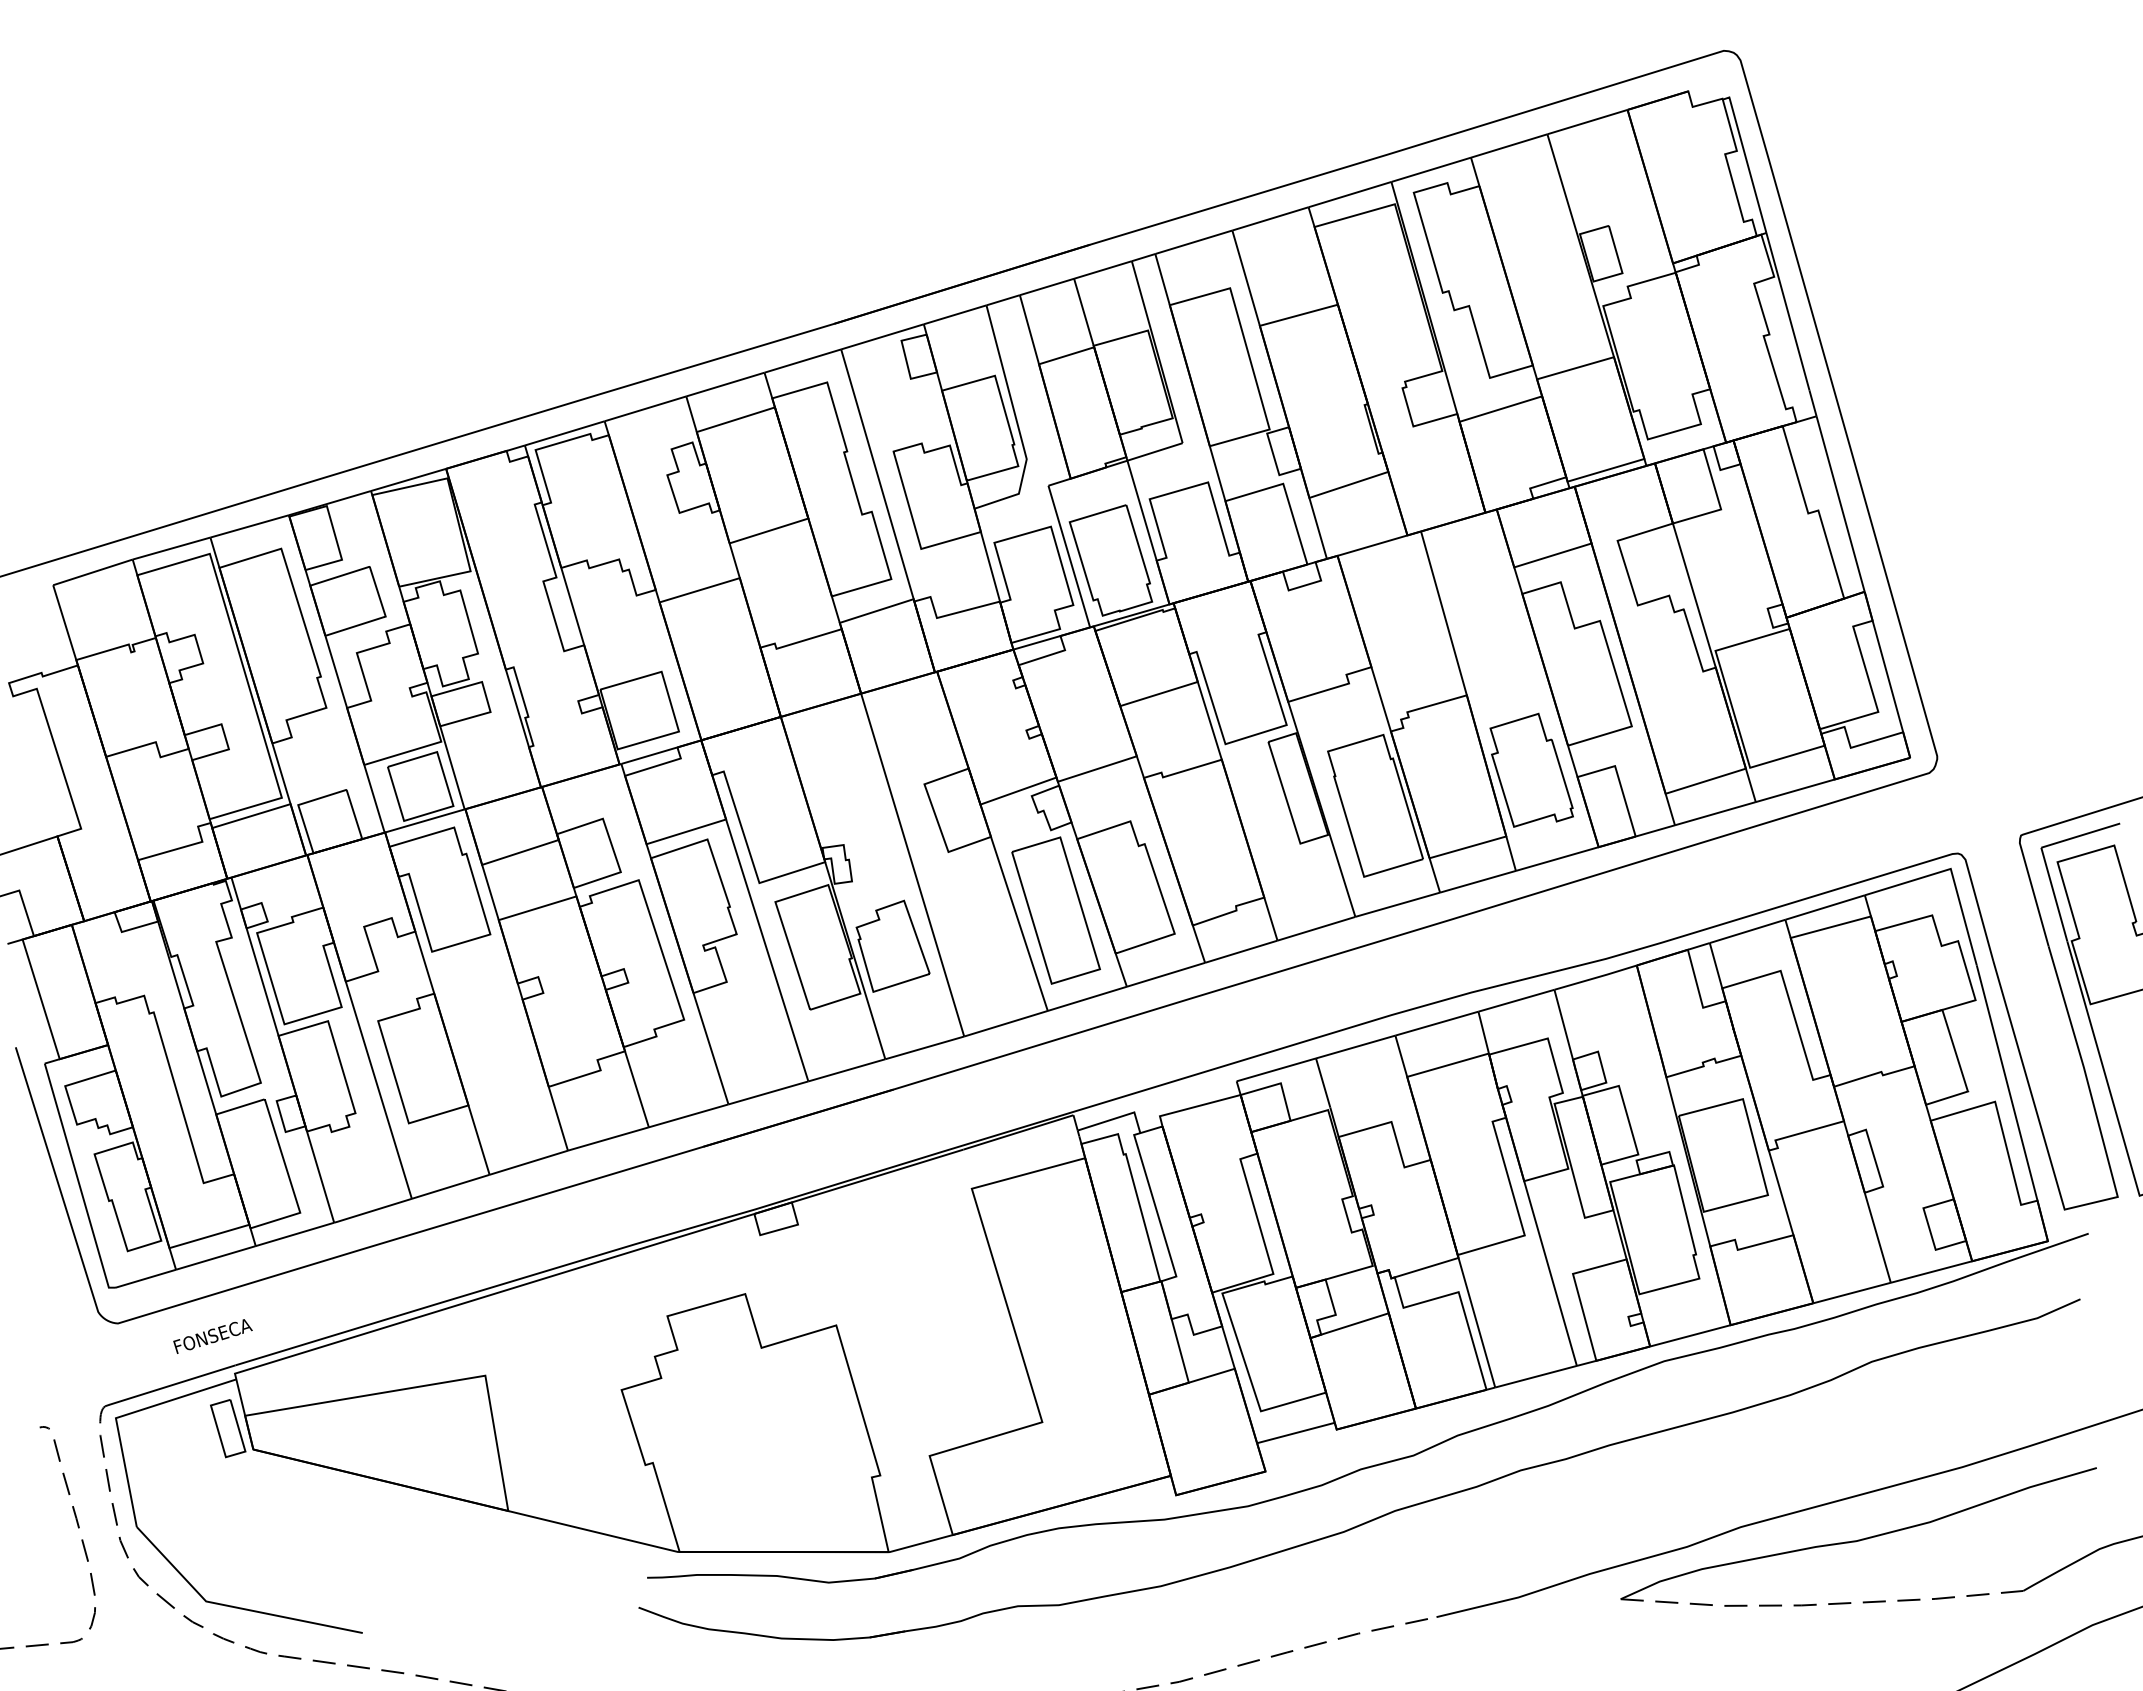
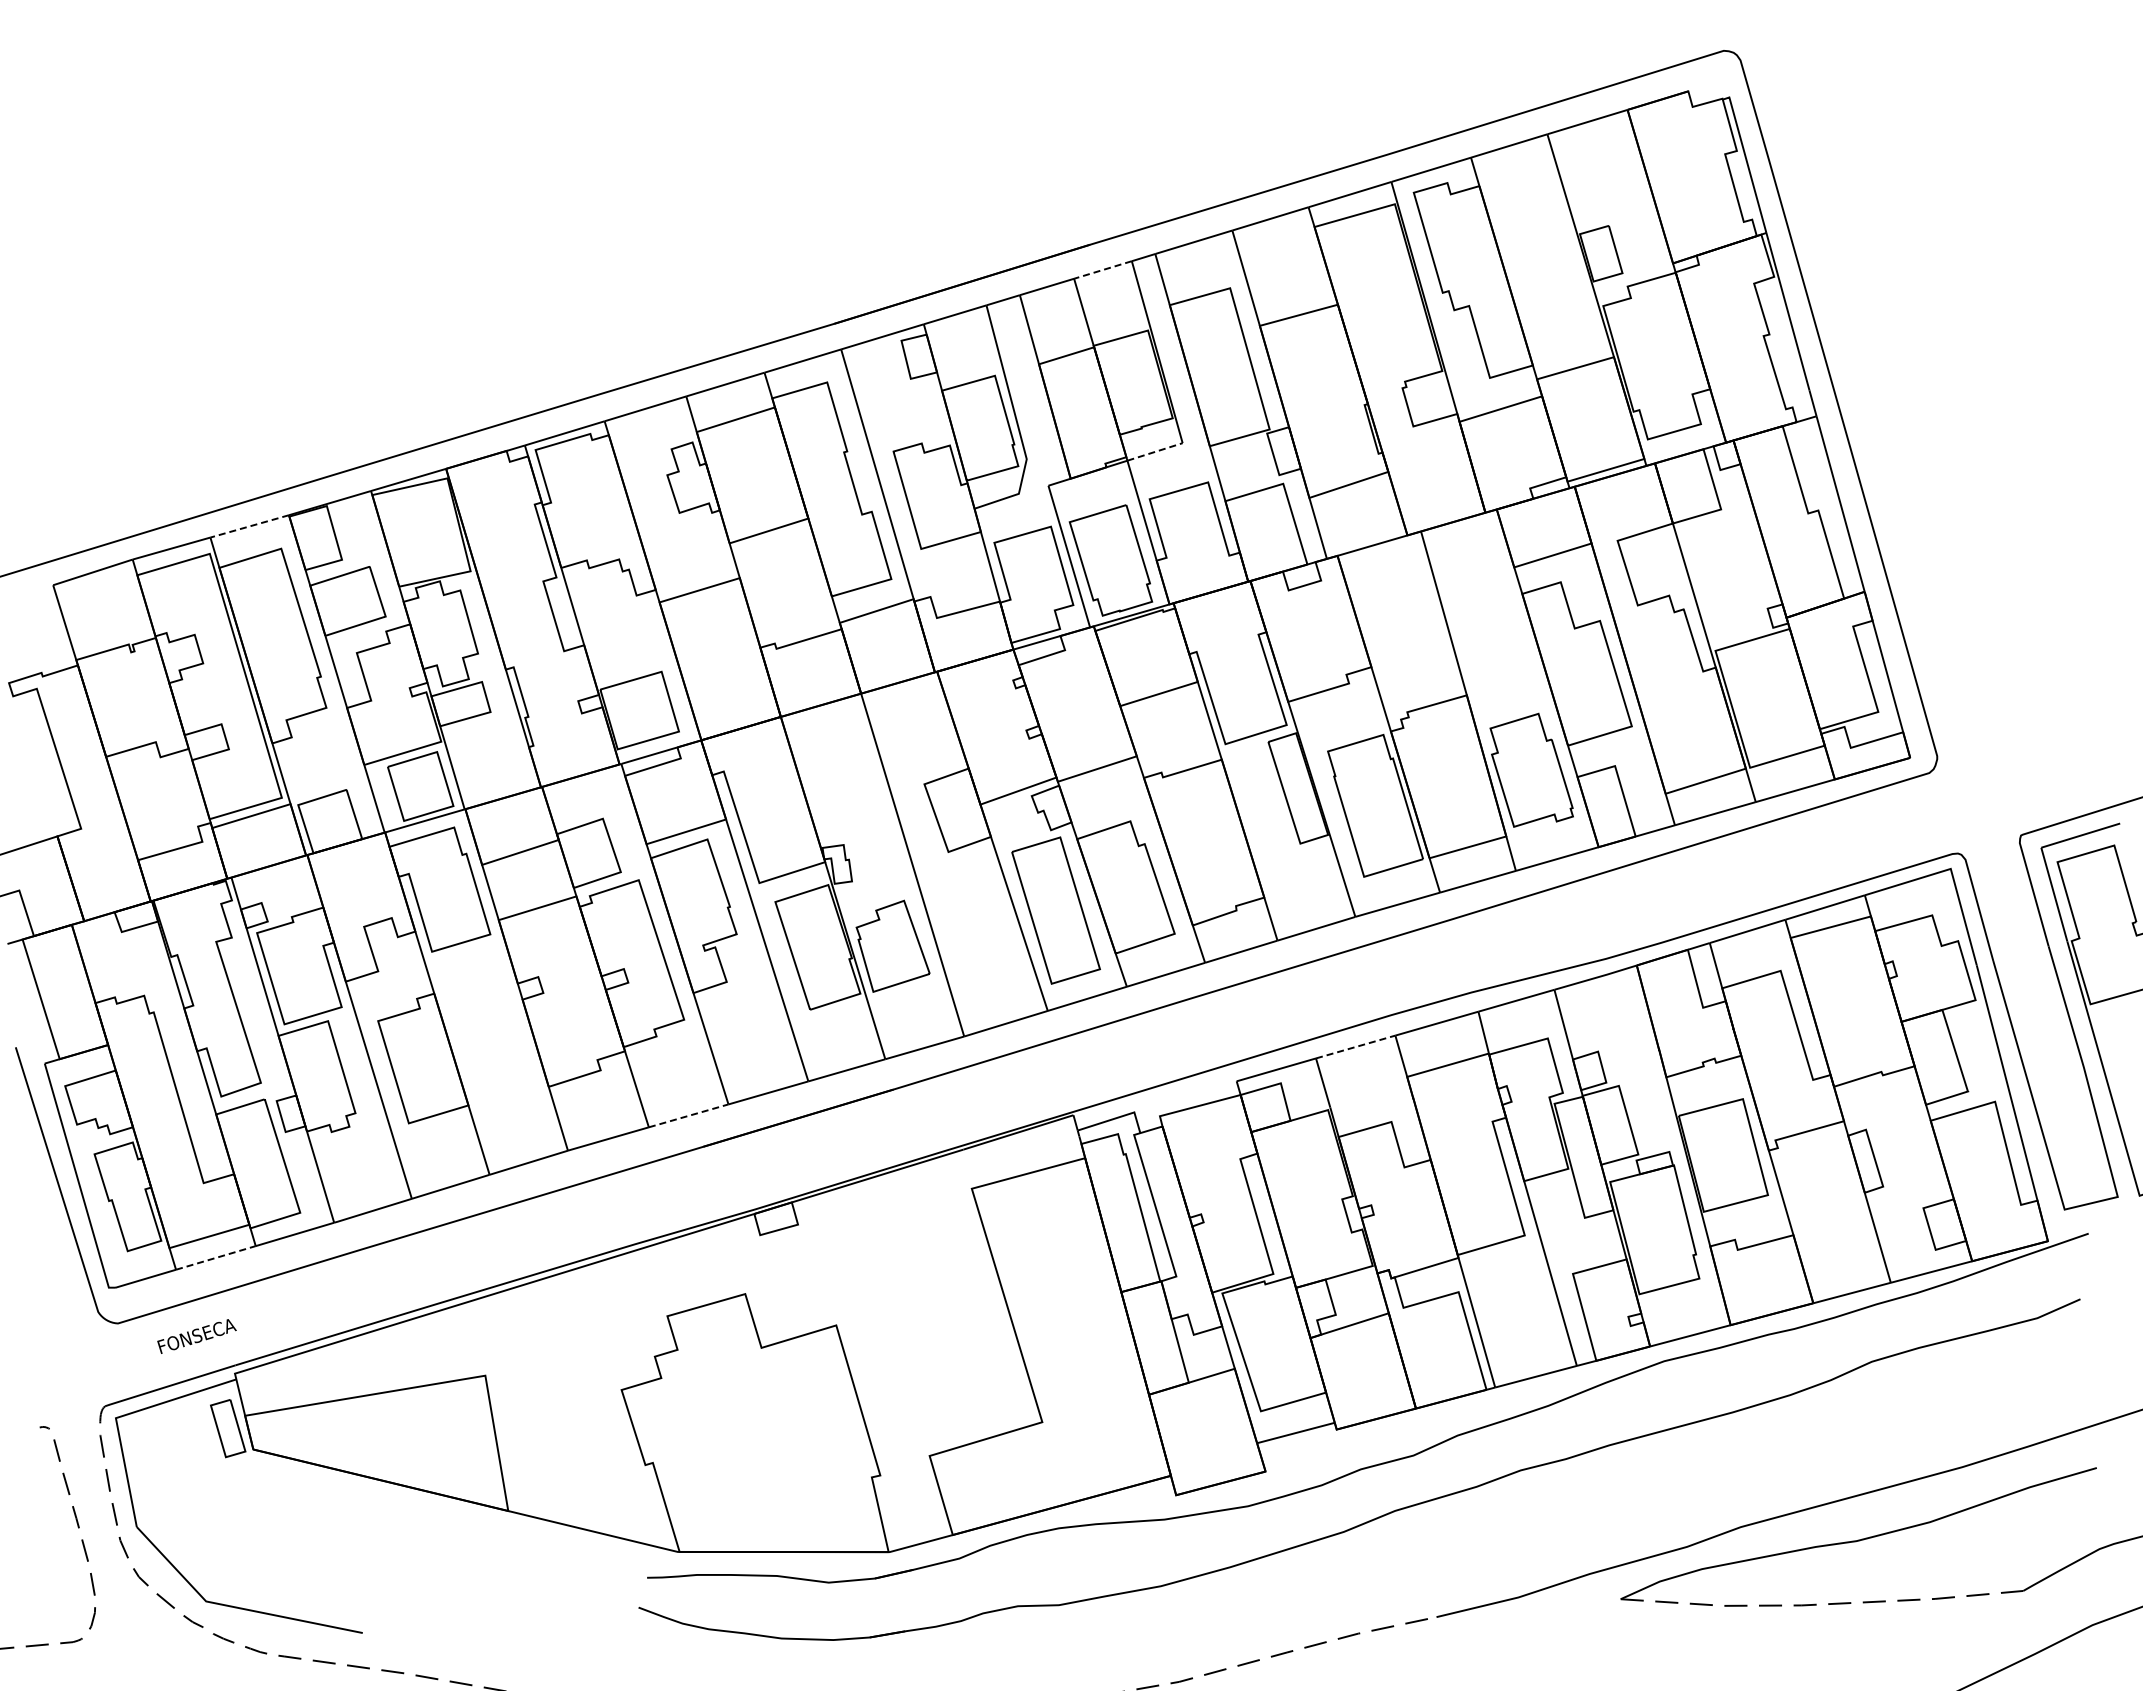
line: solid -> dashed (1102, 270)
line: solid -> dashed (1155, 451)
line: solid -> dashed (249, 526)
line: solid -> dashed (1356, 1046)
line: solid -> dashed (689, 1115)
line: solid -> dashed (215, 1257)
text position: (212, 1336) -> (196, 1336) (196, 1336)
